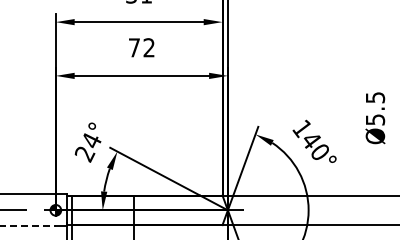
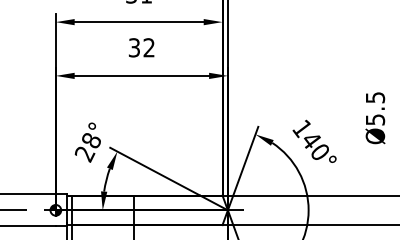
text: 72 -> 32 (133, 47)
text: 24° -> 28° (91, 140)
line: dashed -> solid (28, 226)
